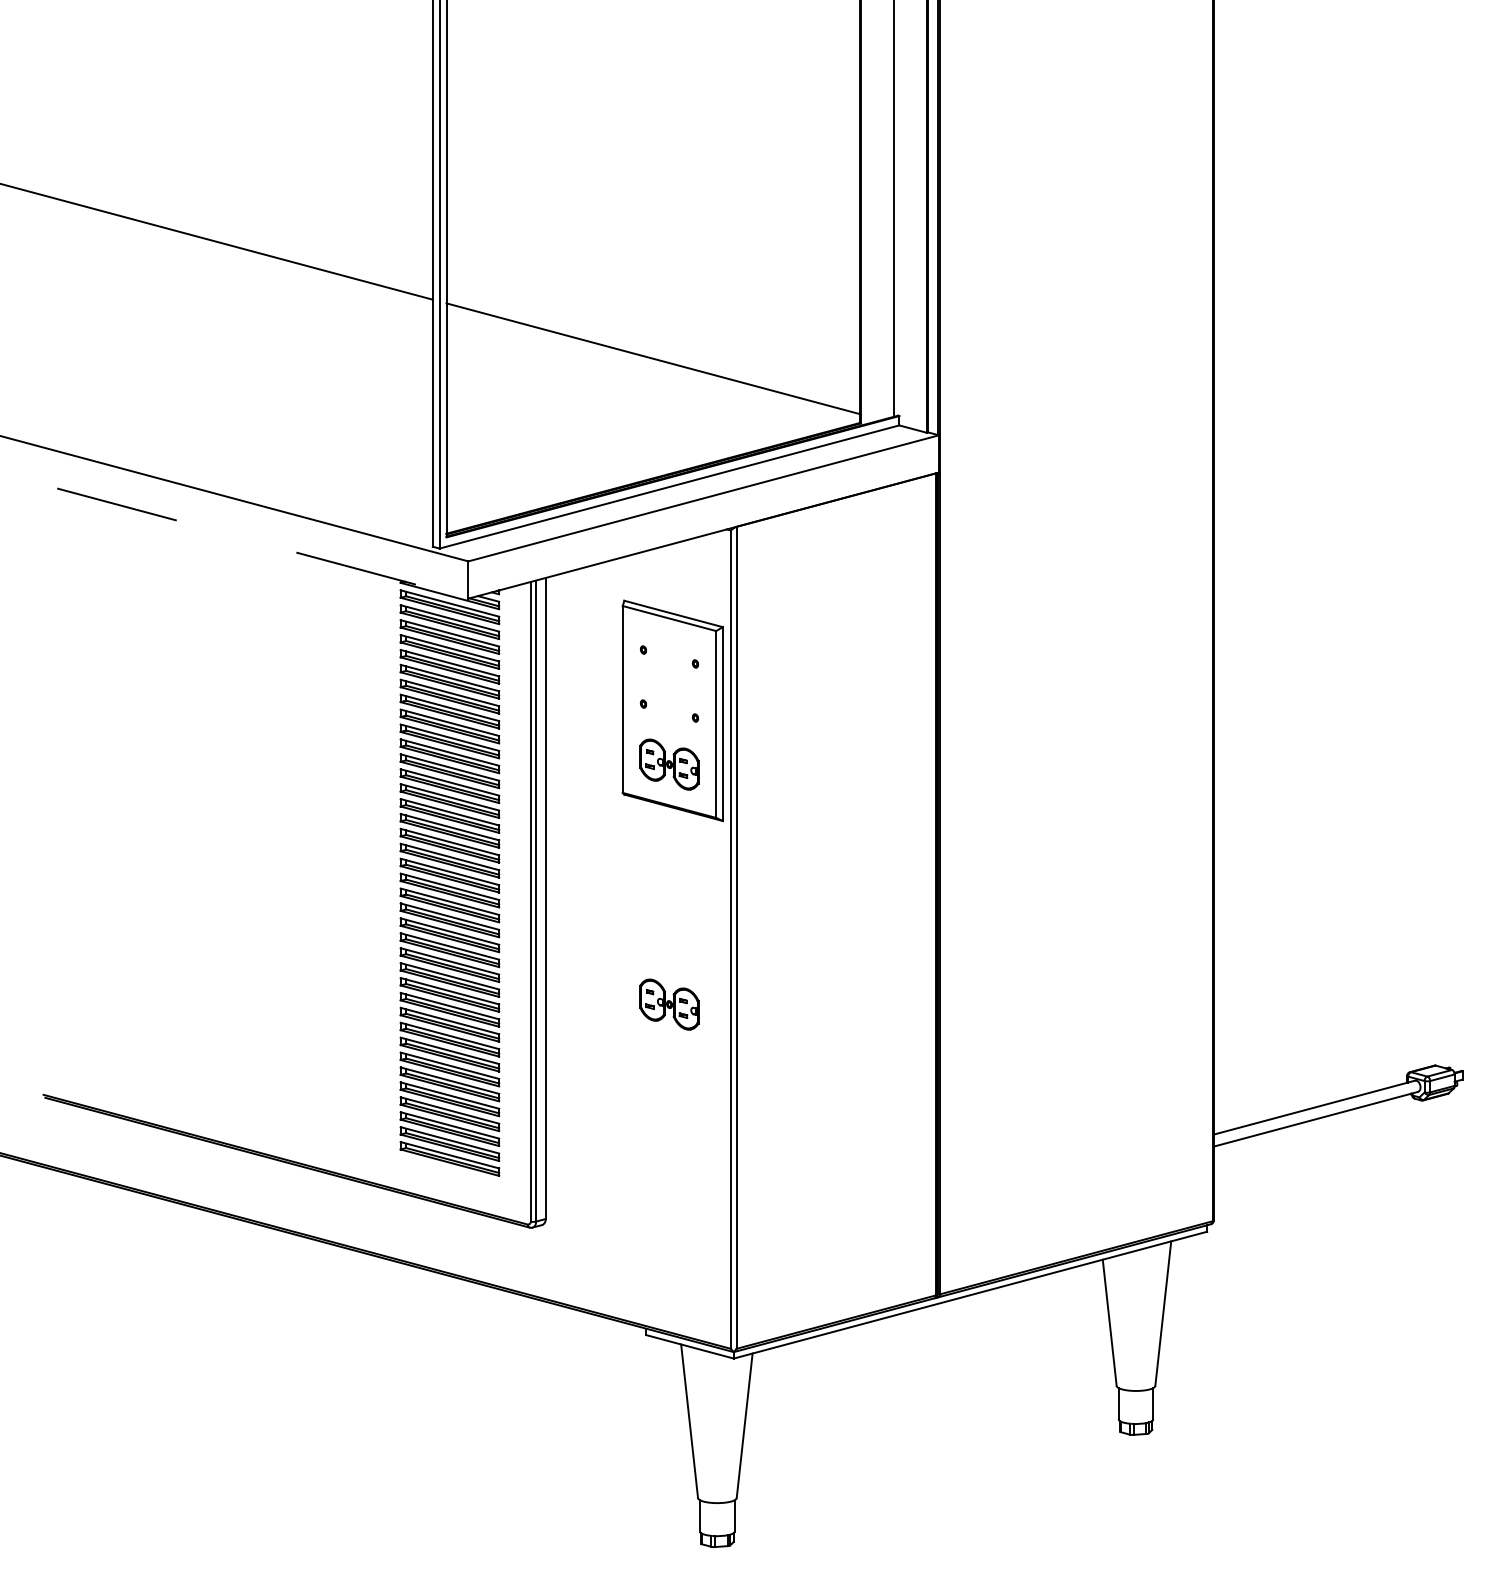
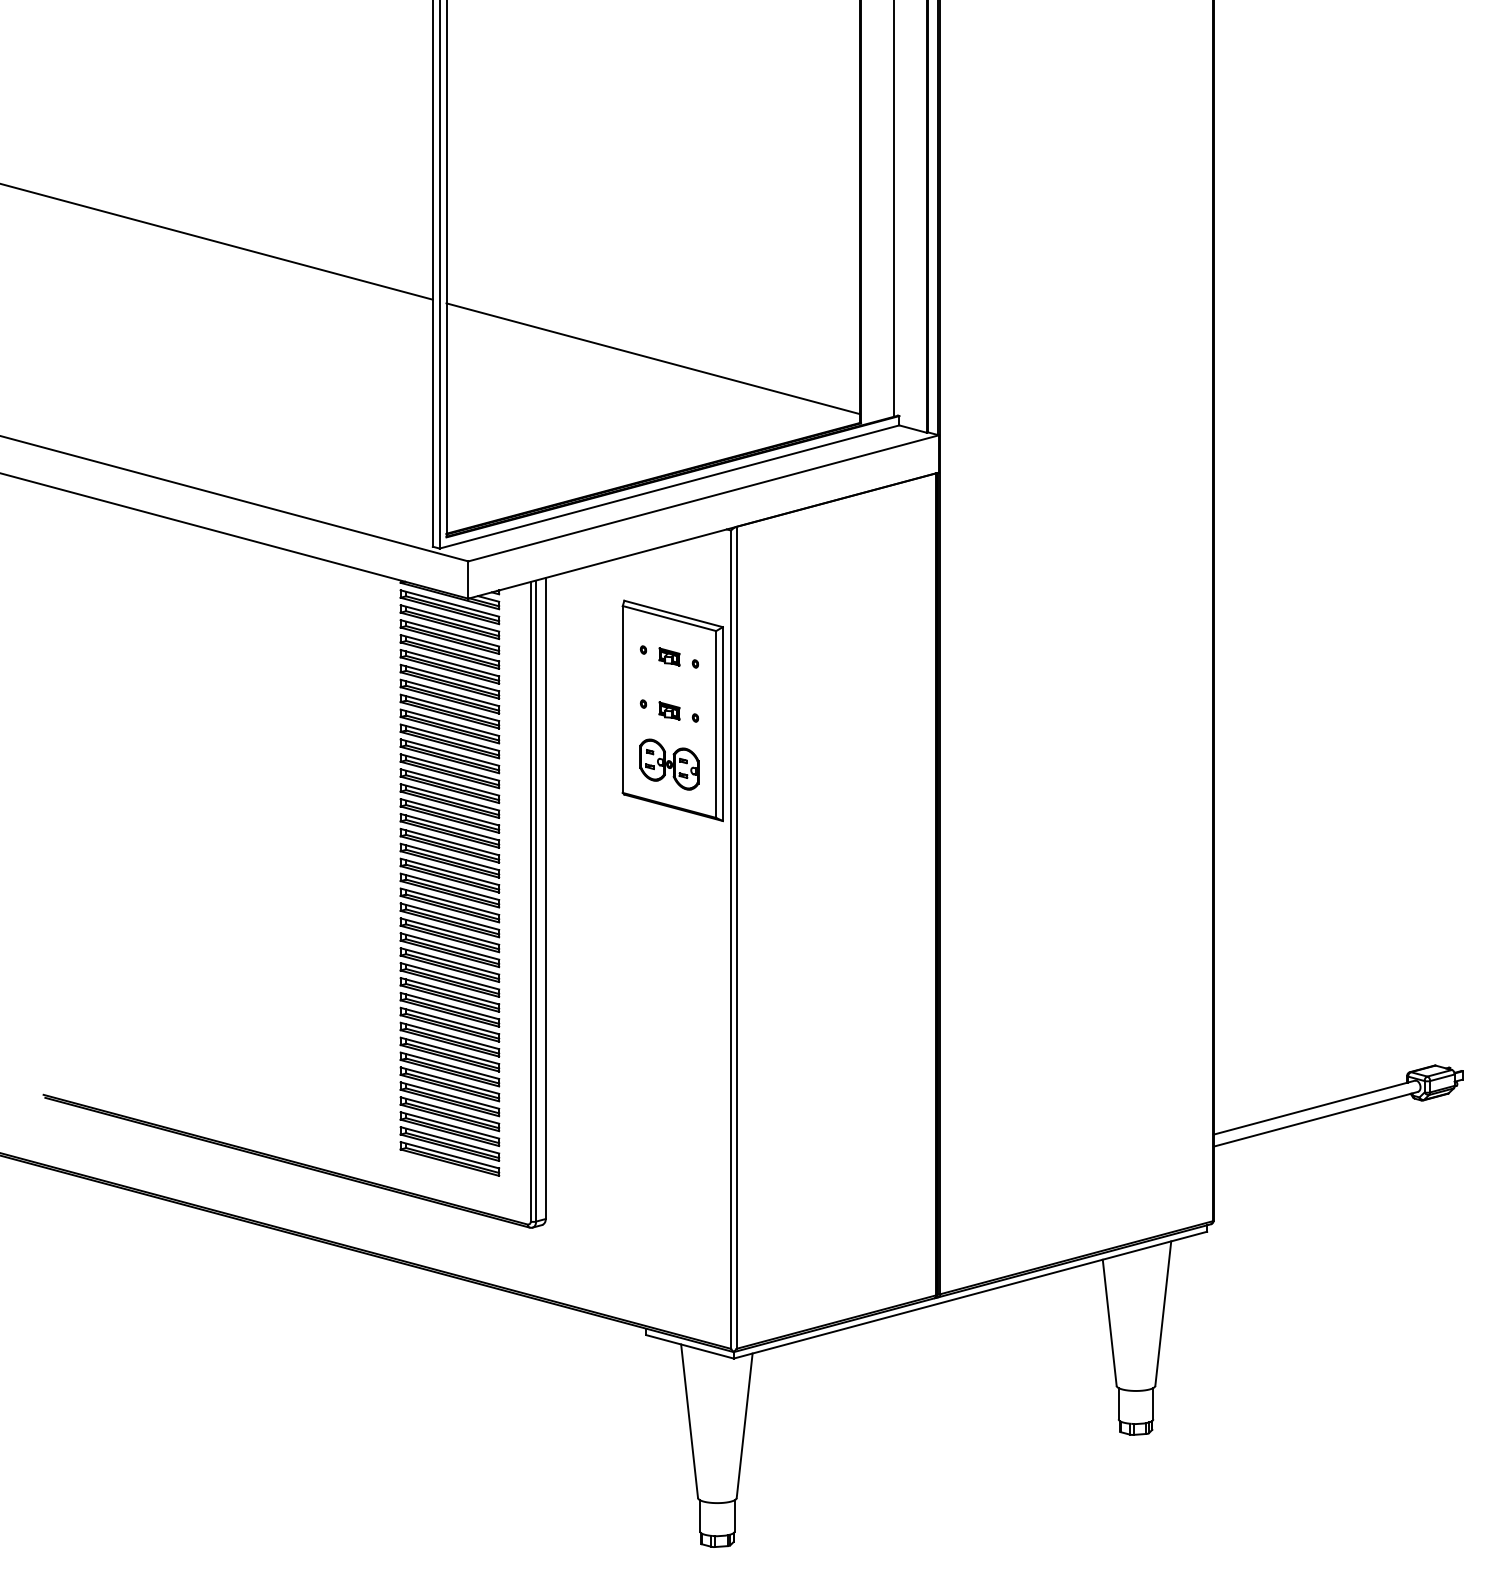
line: dashed -> solid (234, 536)
part: none -> present (669, 656)
part: none -> present (669, 710)
part: present -> none (669, 1004)
